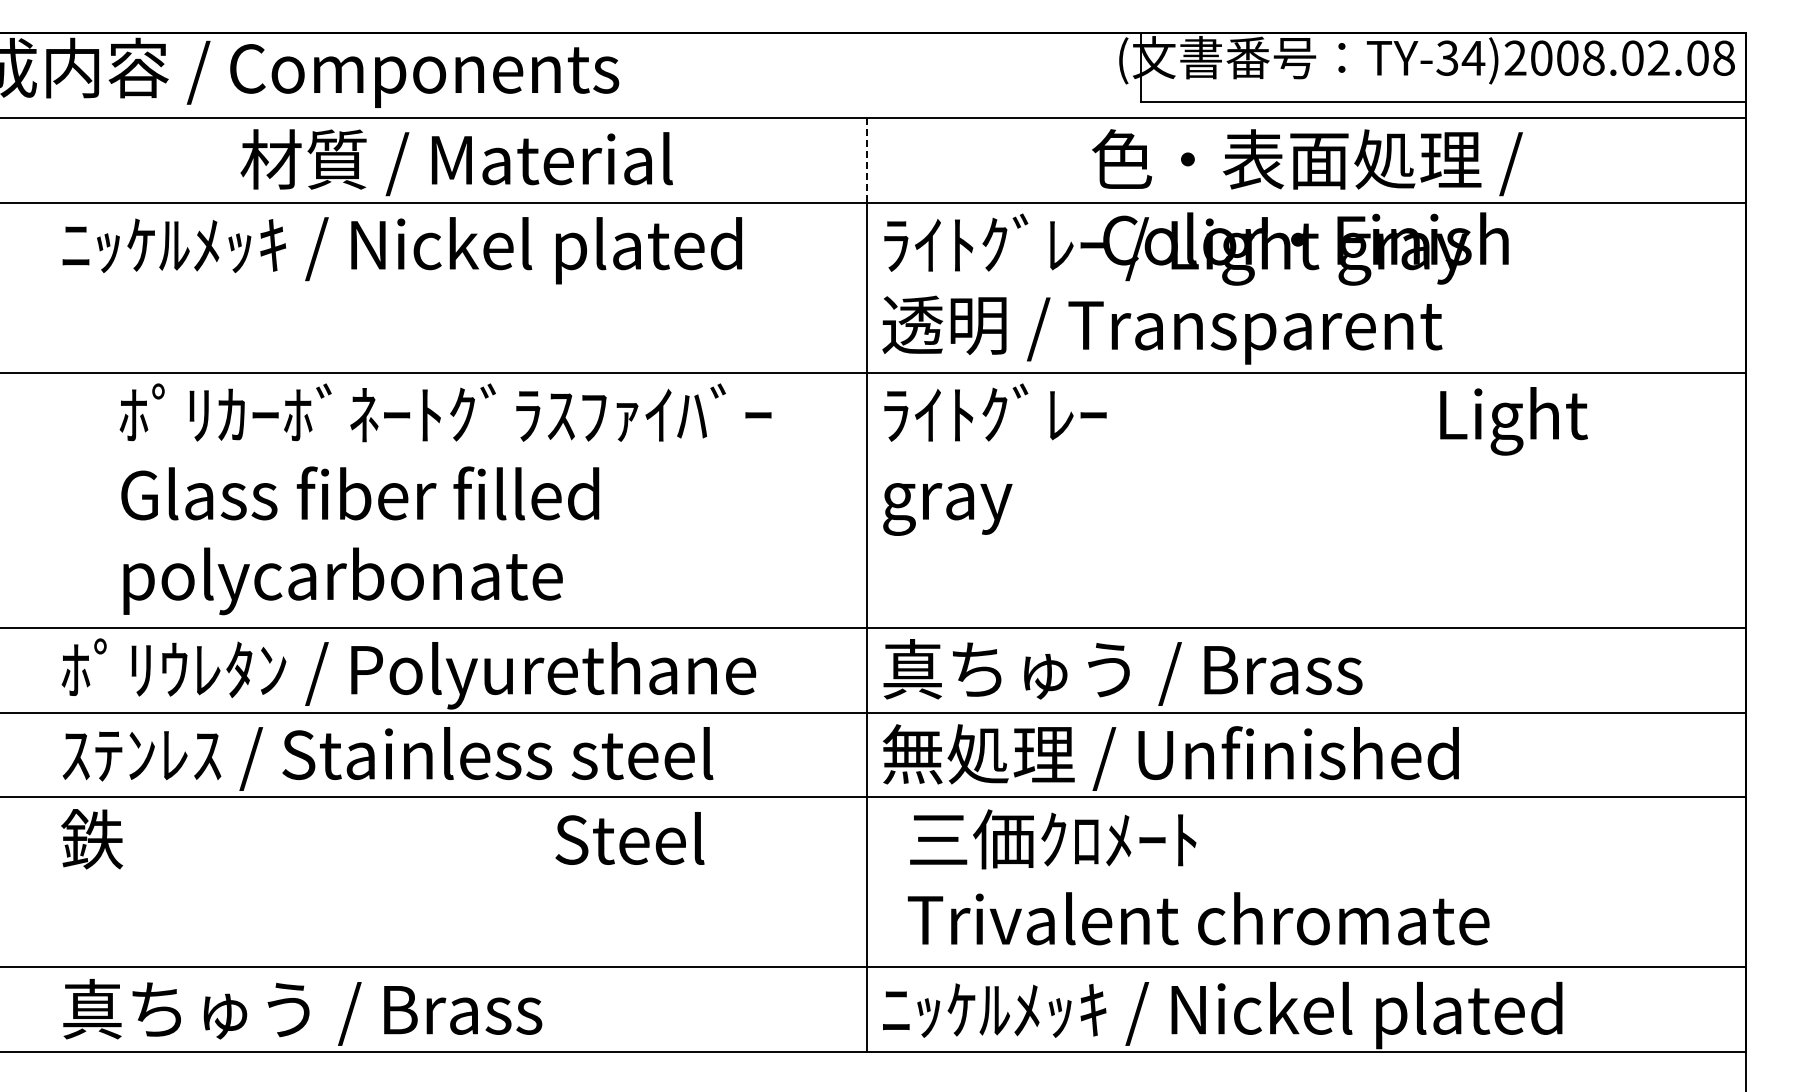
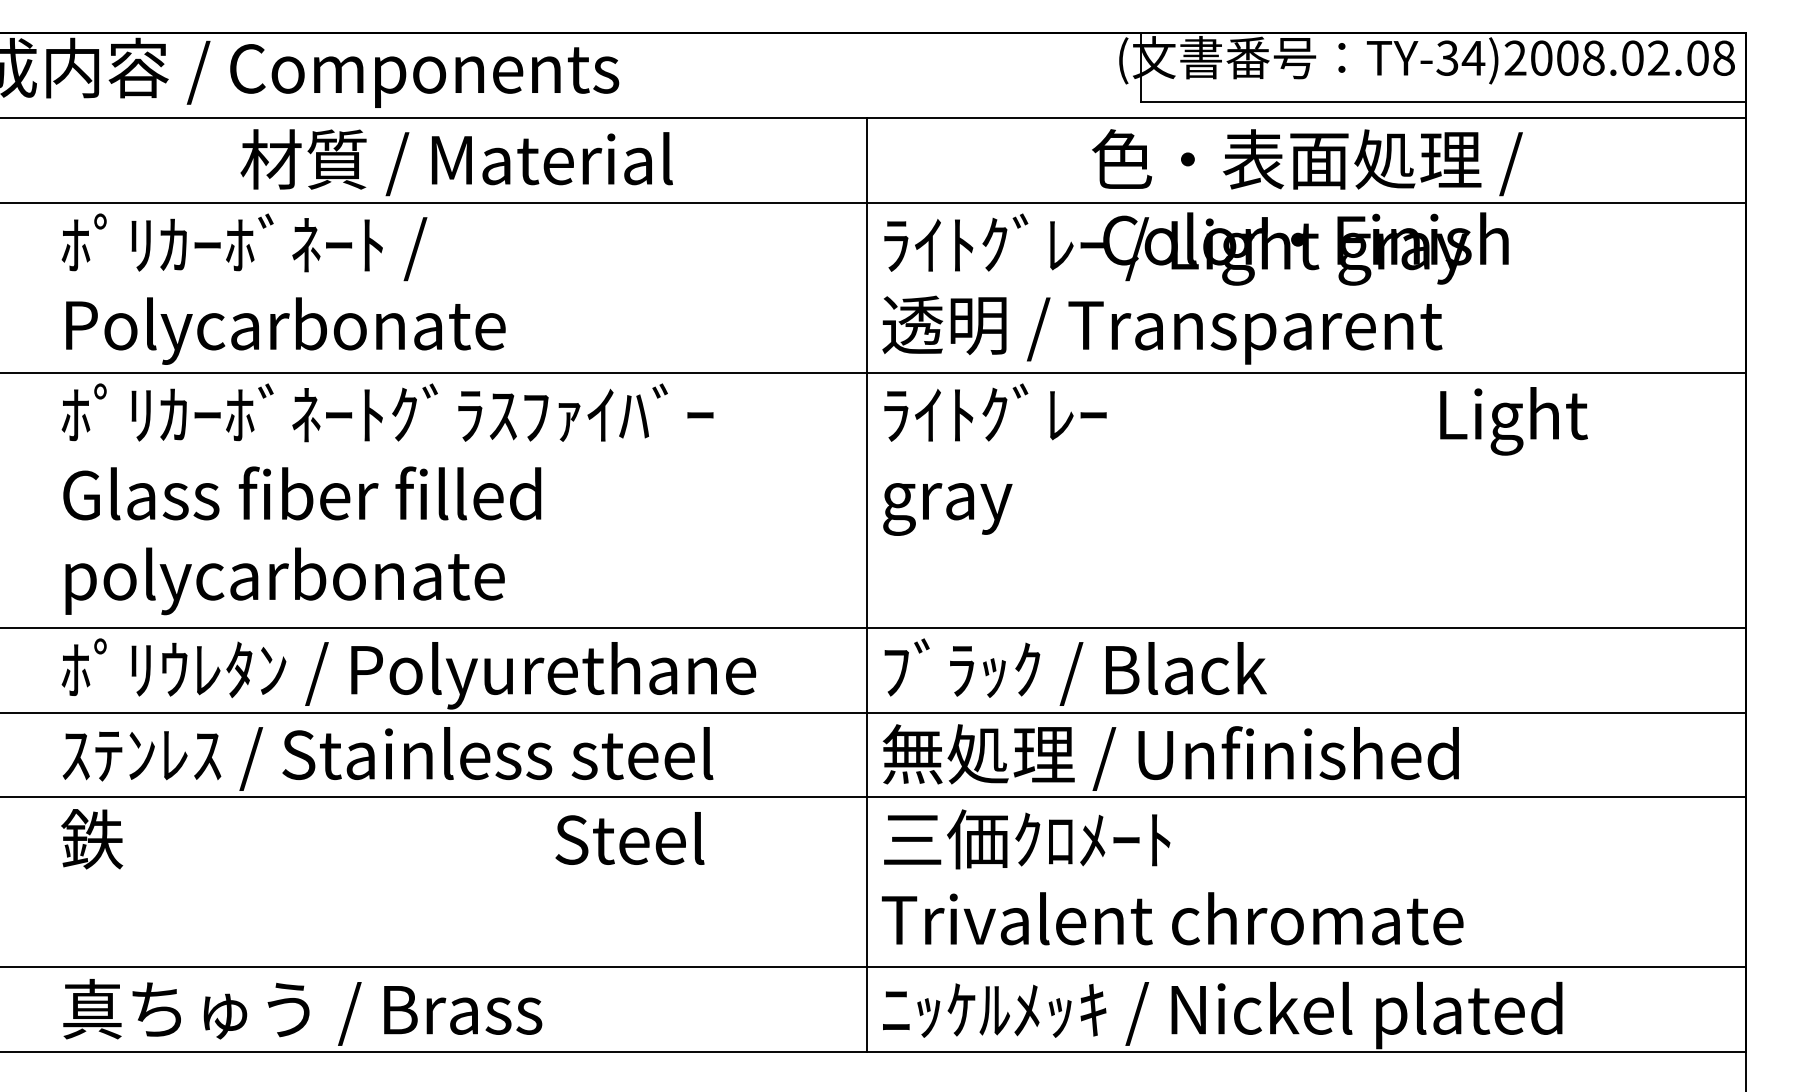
line: dashed -> solid (867, 160)
text: ﾆｯｹﾙﾒｯｷ / Nickel plated -> ﾎﾟﾘｶｰﾎﾞﾈｰﾄ / Polycarbonate (401, 288)
text position: (445, 499) -> (387, 499) (387, 499)
text: 真ちゅう / Brass -> ﾌﾞﾗｯｸ / Black (1122, 671)
text position: (1198, 877) -> (1172, 877) (1172, 877)
